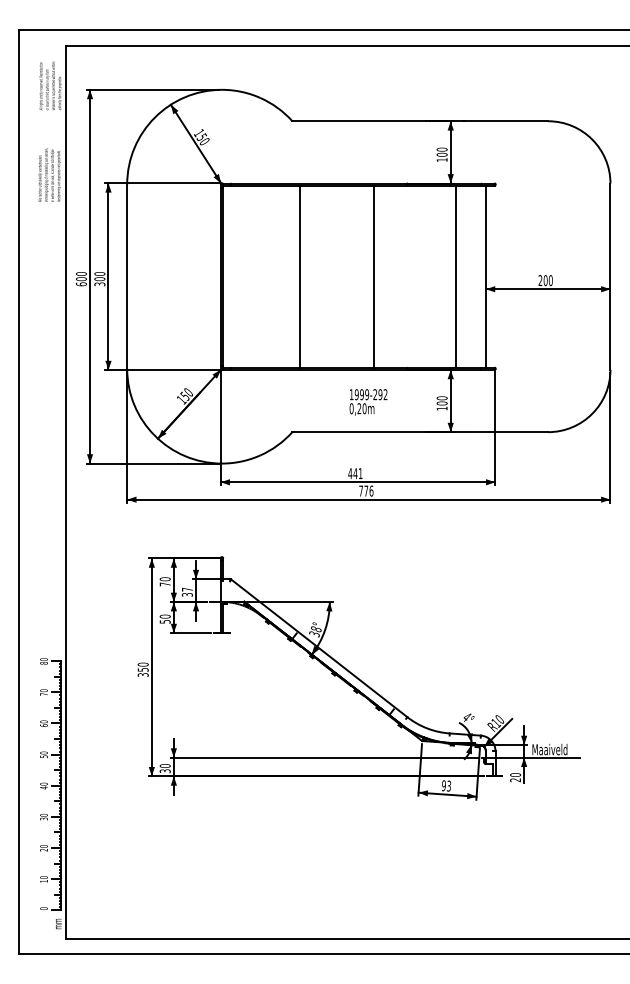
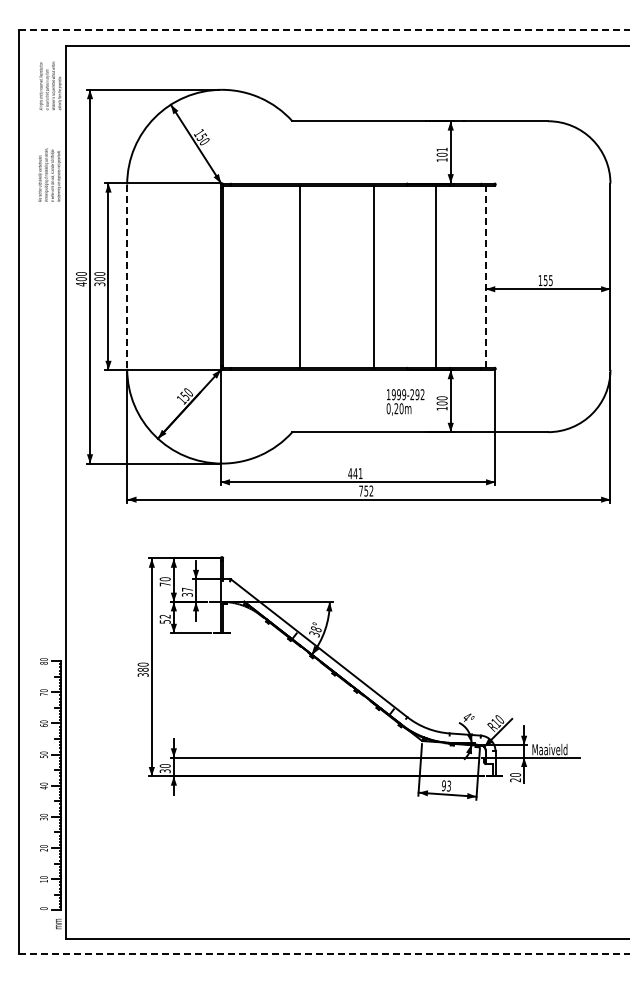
line: solid -> dashed (324, 29)
text: 100 -> 101 (441, 149)
line position: (455, 276) -> (435, 276) (435, 276)
line: solid -> dashed (486, 276)
line: solid -> dashed (127, 277)
text: 200 -> 155 (545, 280)
text: 600 -> 400 (80, 284)
text position: (368, 402) -> (405, 402) (405, 402)
text: 776 -> 752 (368, 490)
text: 50 -> 52 (164, 616)
text: 350 -> 380 (142, 669)
line: solid -> dashed (324, 954)
